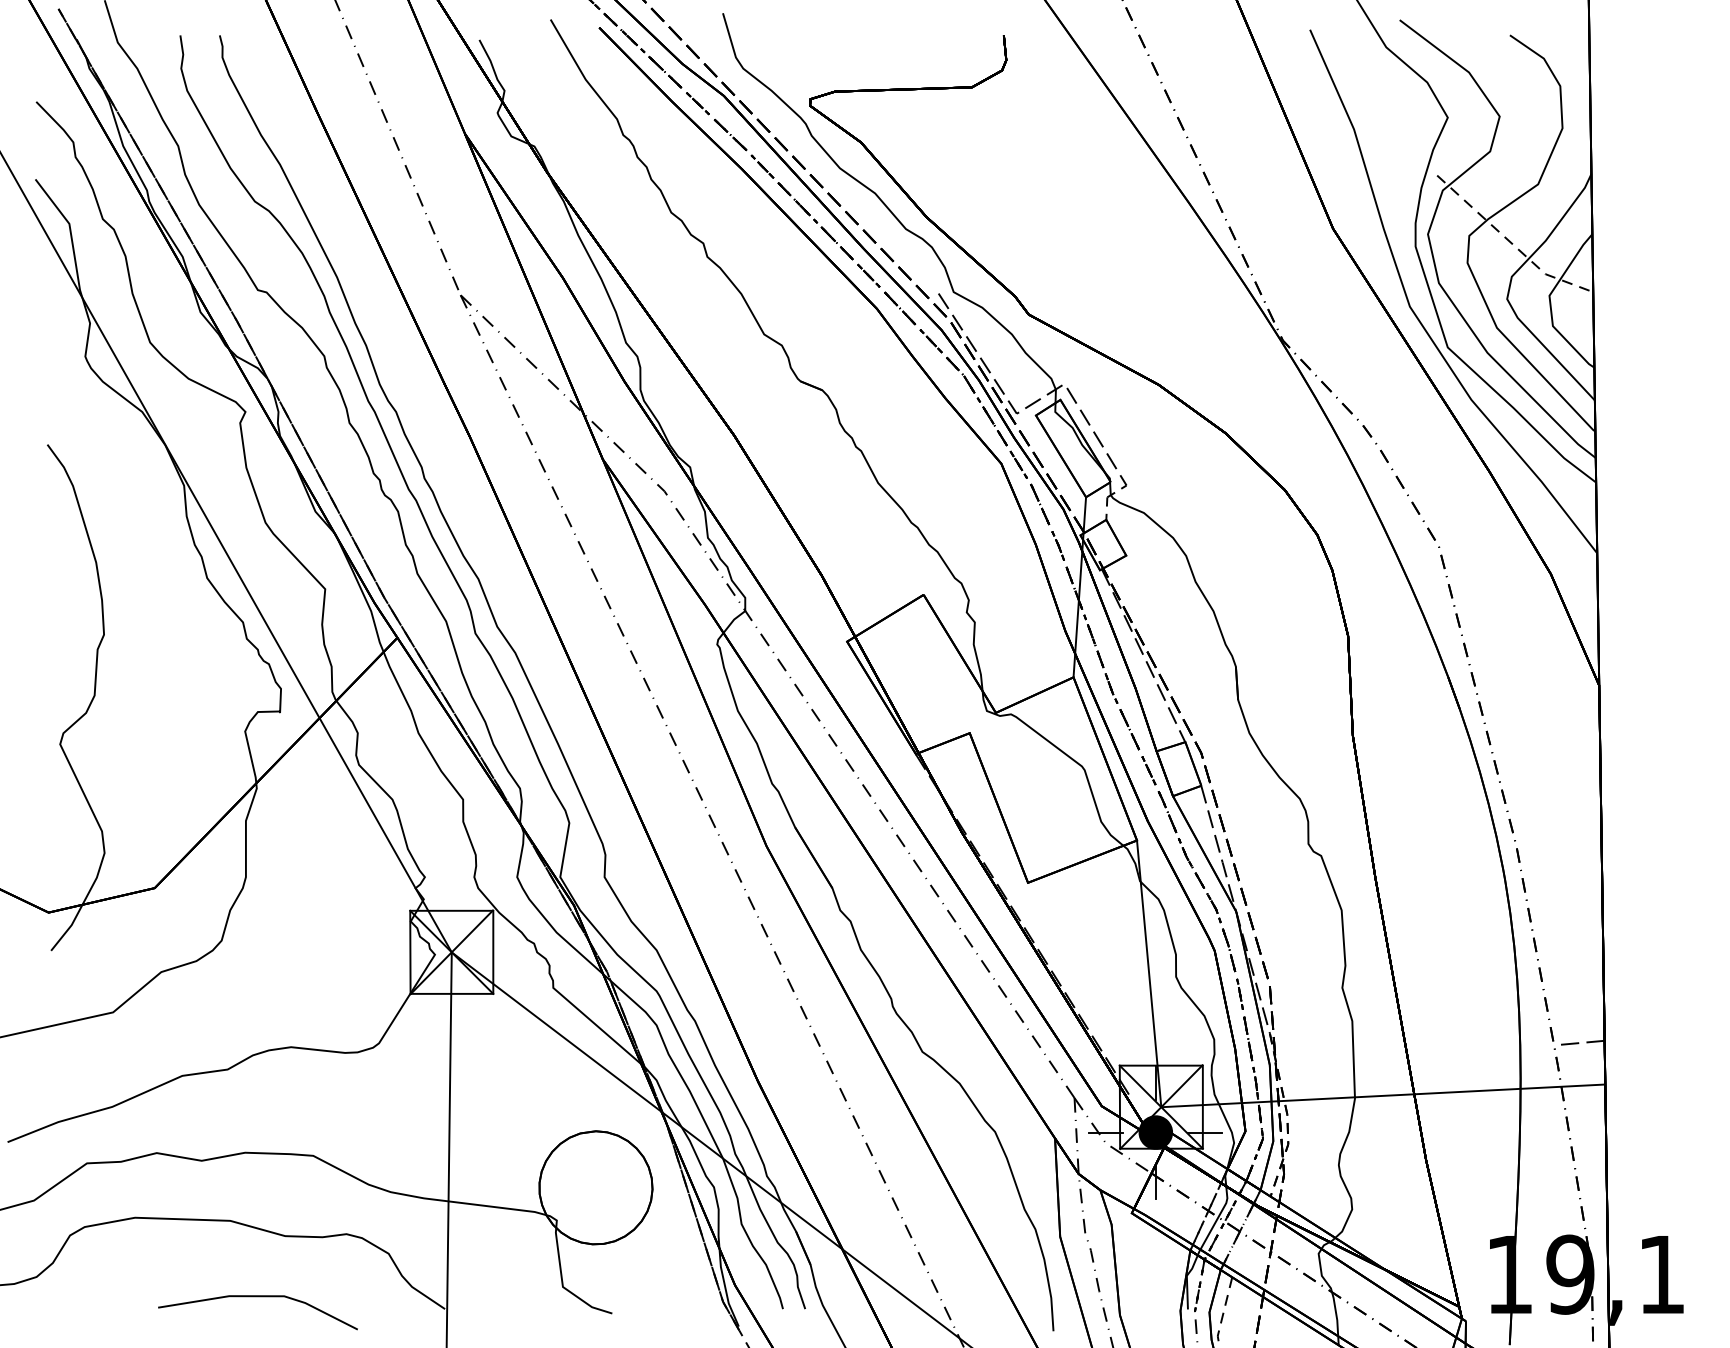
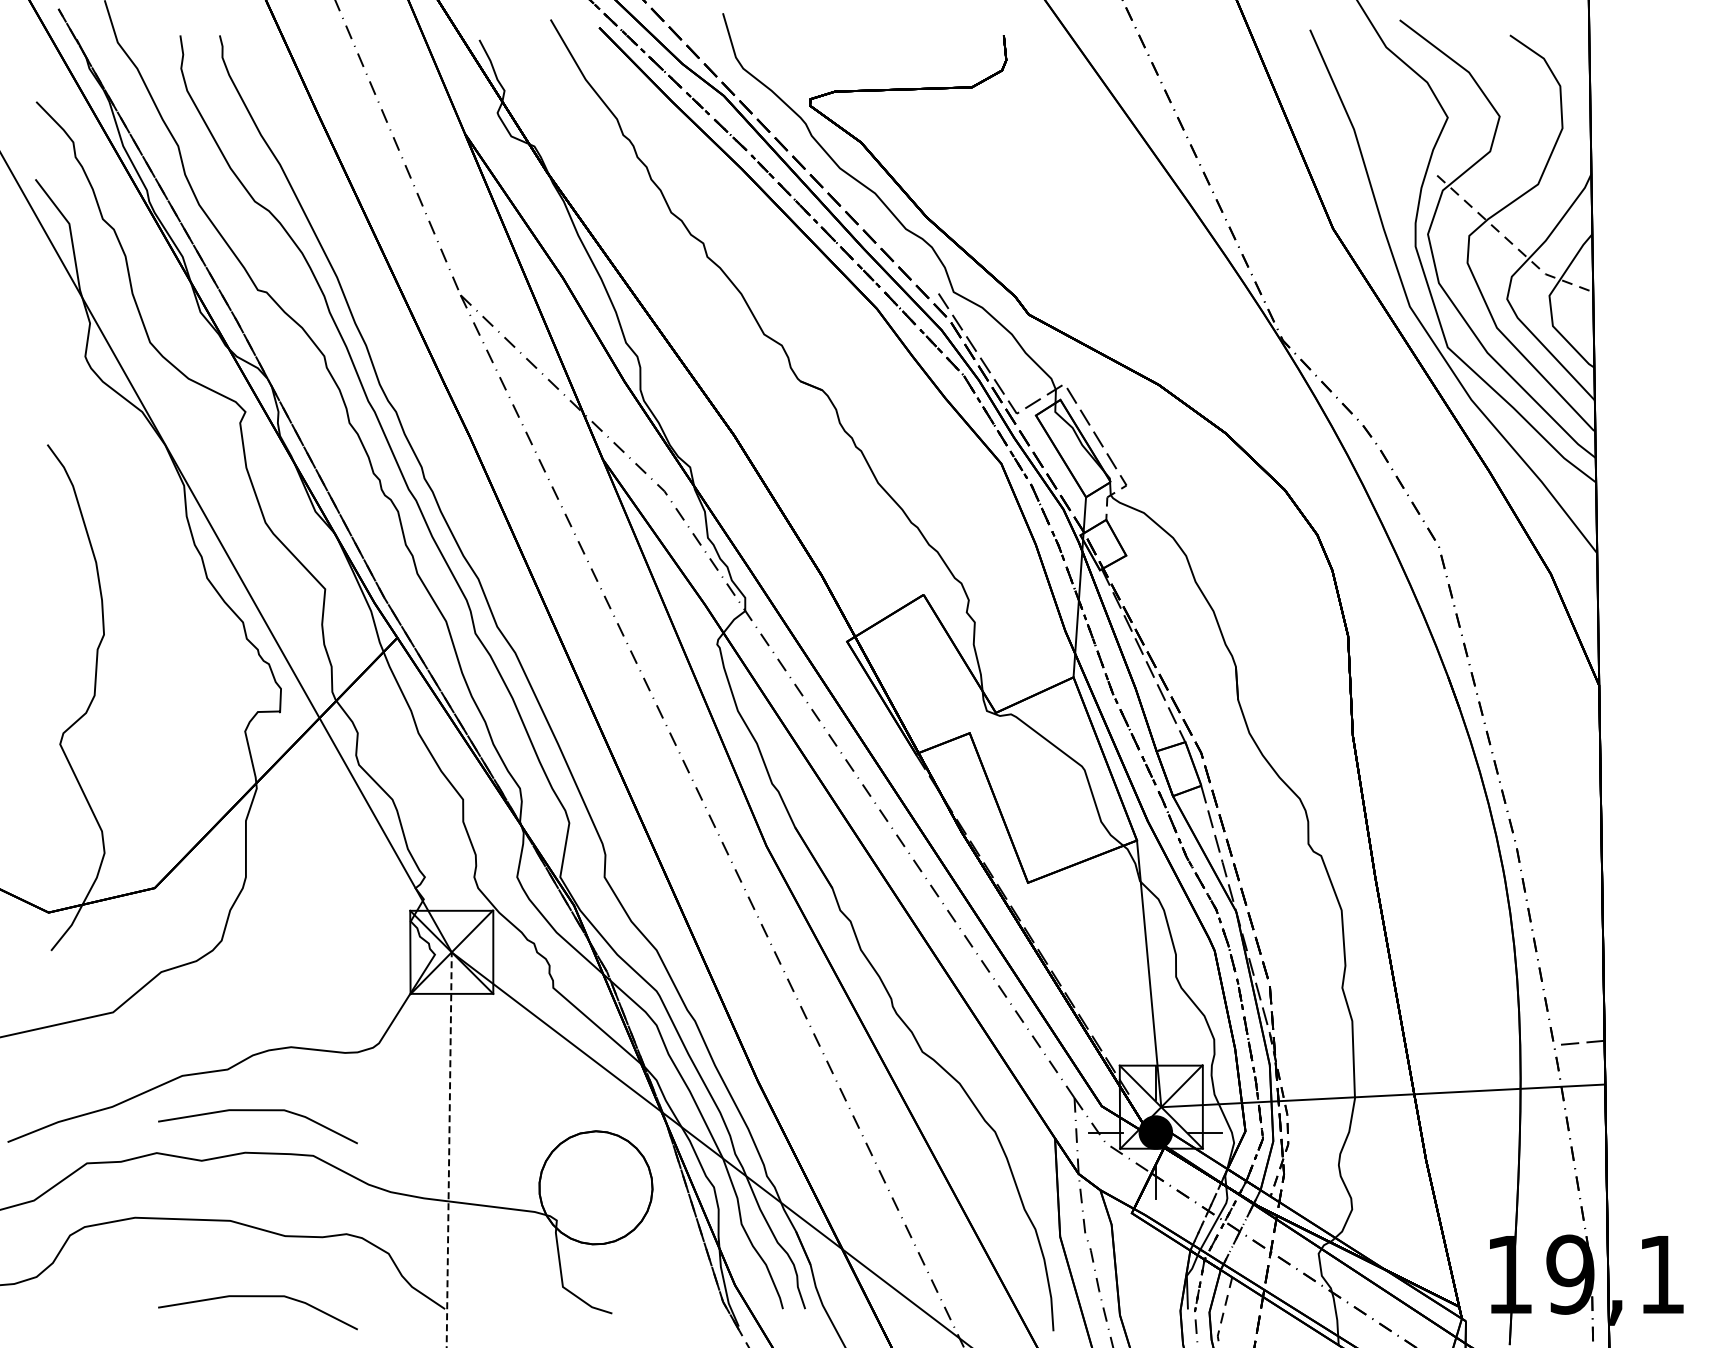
line: none -> present (257, 1111)
line: solid -> dashed (449, 1149)
